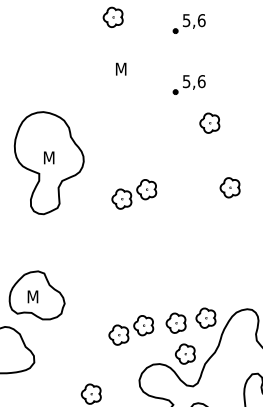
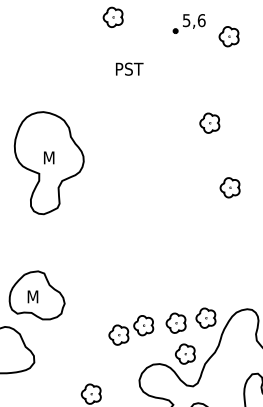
part: none -> present (228, 36)
text: M -> PST (130, 68)
part: present -> none (188, 84)
part: present -> none (134, 194)
